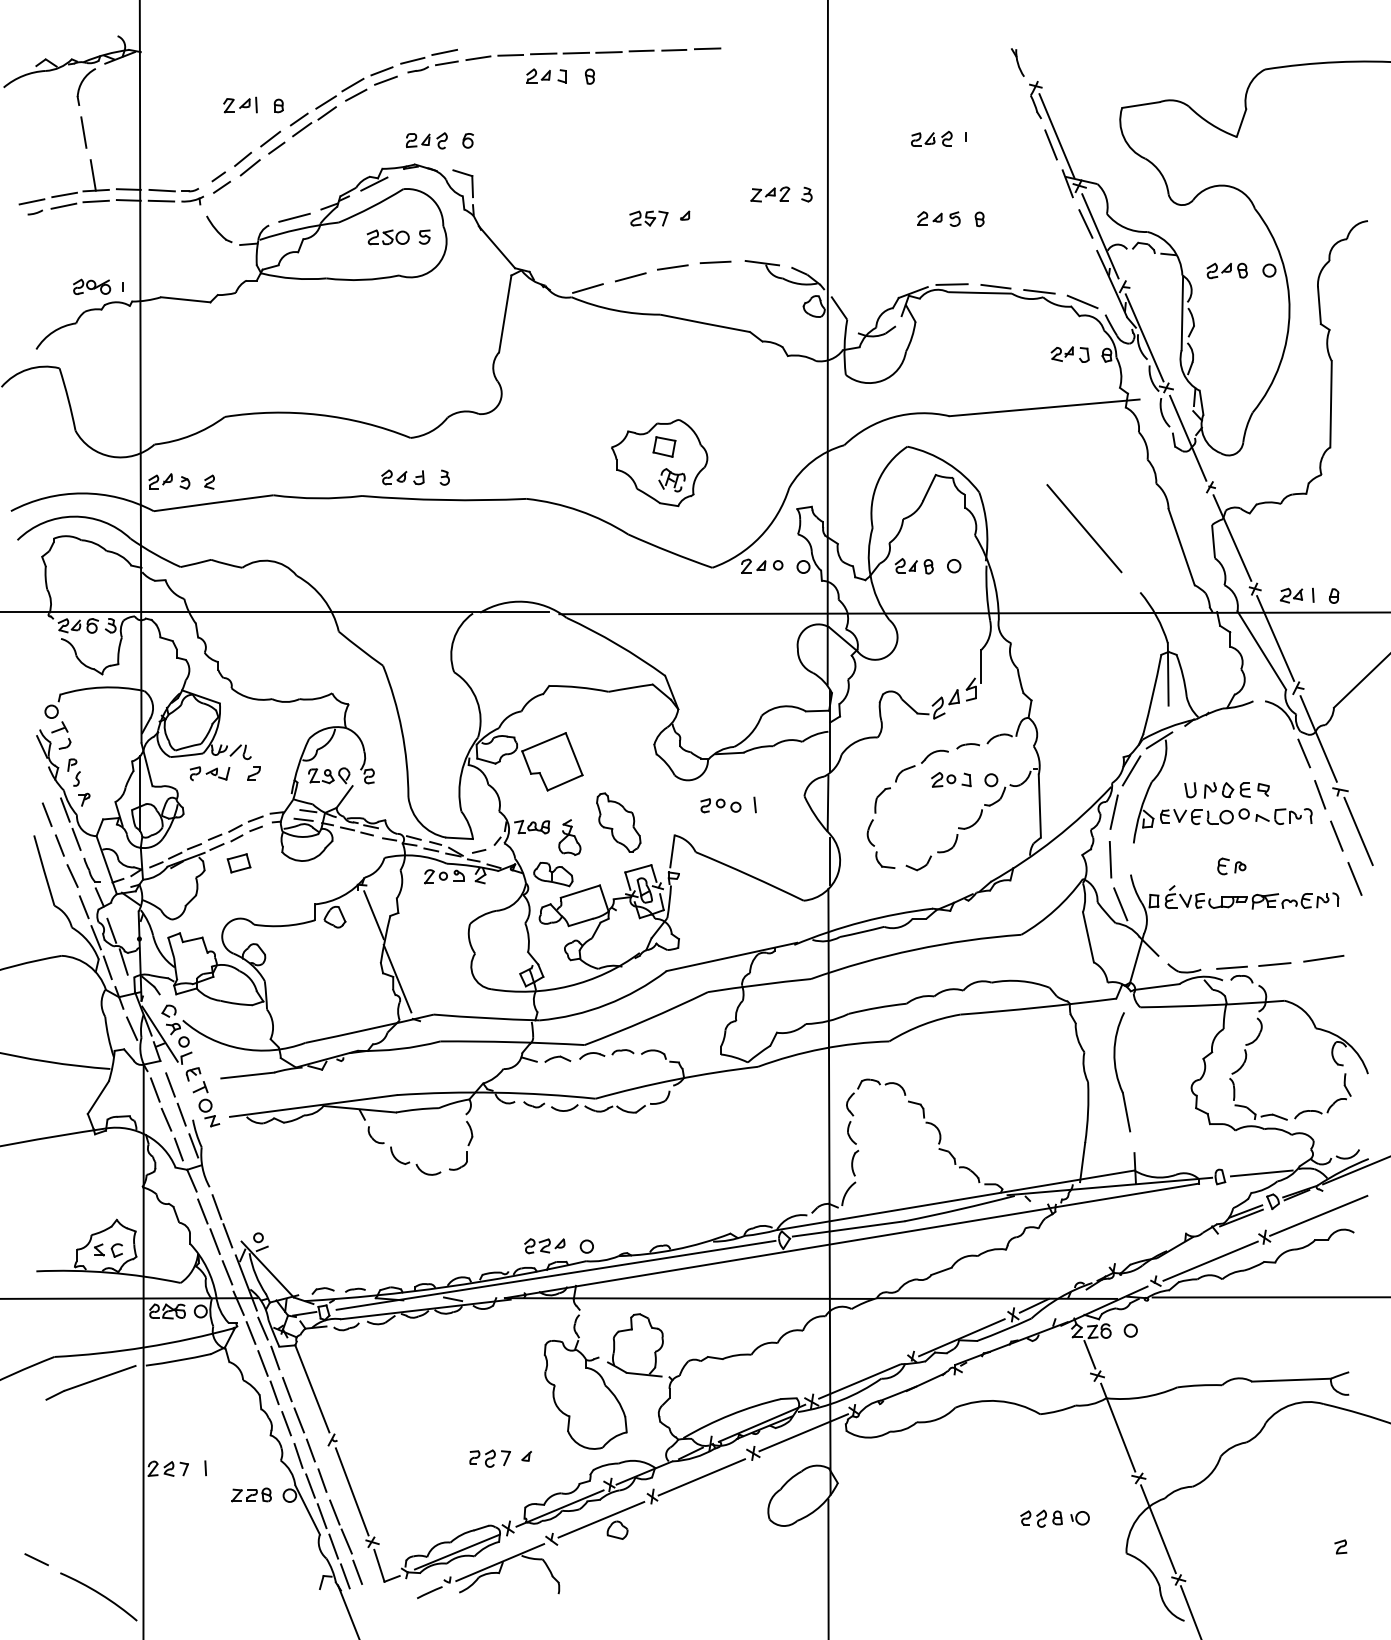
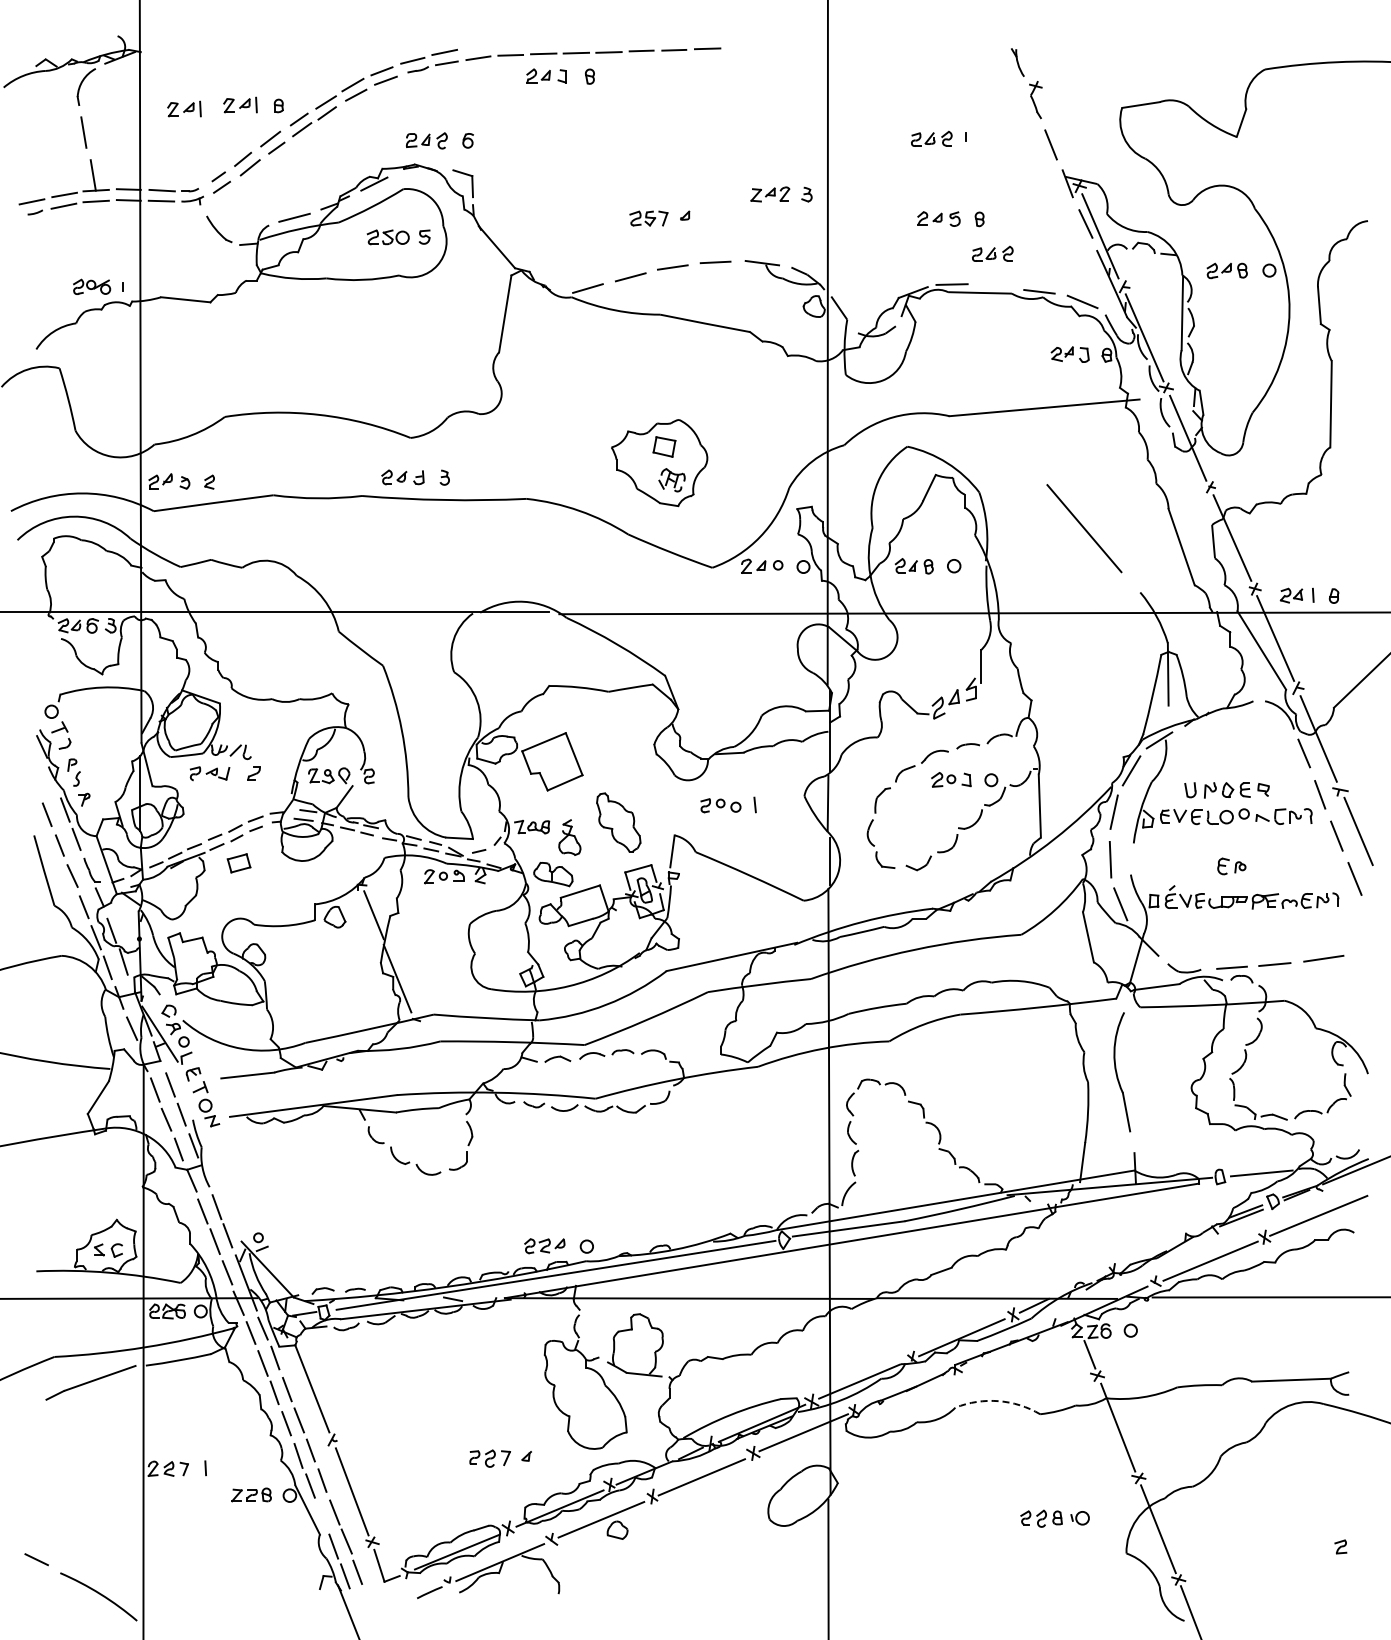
part: none -> present (184, 108)
line: present -> none (1056, 135)
part: none -> present (992, 253)
line: present -> none (995, 286)
arc: solid -> dashed (998, 1401)
line: present -> none (321, 1516)
